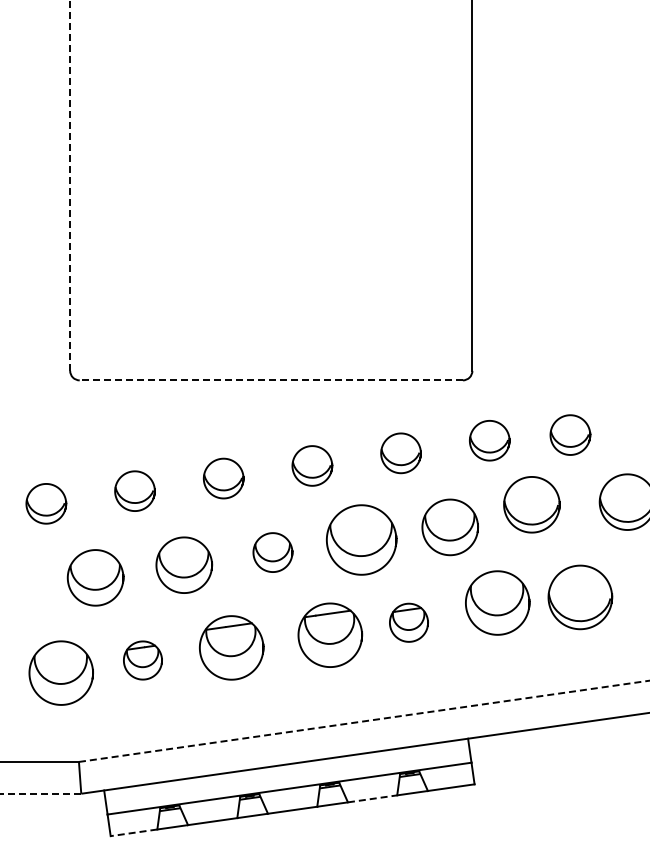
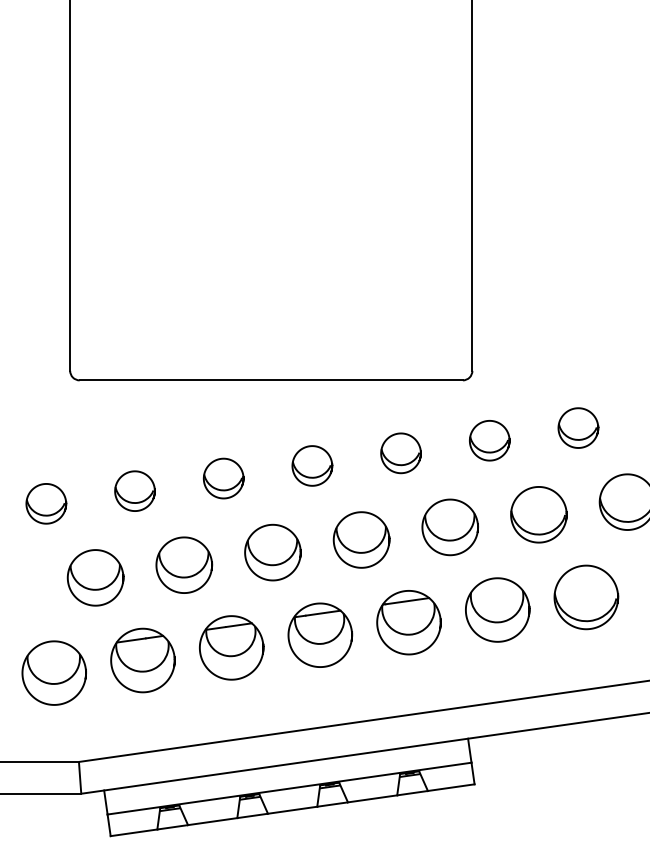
line: dashed -> solid (70, 185)
line: dashed -> solid (271, 380)
part position: (570, 434) -> (578, 427) (578, 427)
part position: (531, 504) -> (538, 514) (538, 514)
part size: 72x72 px -> 59x58 px (361, 539)
part size: 42x41 px -> 58x59 px (272, 552)
part position: (580, 597) -> (586, 597) (586, 597)
part position: (497, 602) -> (497, 609) (497, 609)
part size: 40x41 px -> 66x66 px (408, 622)
part position: (330, 634) -> (320, 634) (320, 634)
part size: 40x41 px -> 66x67 px (142, 660)
part position: (60, 672) -> (53, 672) (53, 672)
line: dashed -> solid (364, 721)
line: dashed -> solid (40, 793)
line: dashed -> solid (372, 798)
line: dashed -> solid (134, 832)
